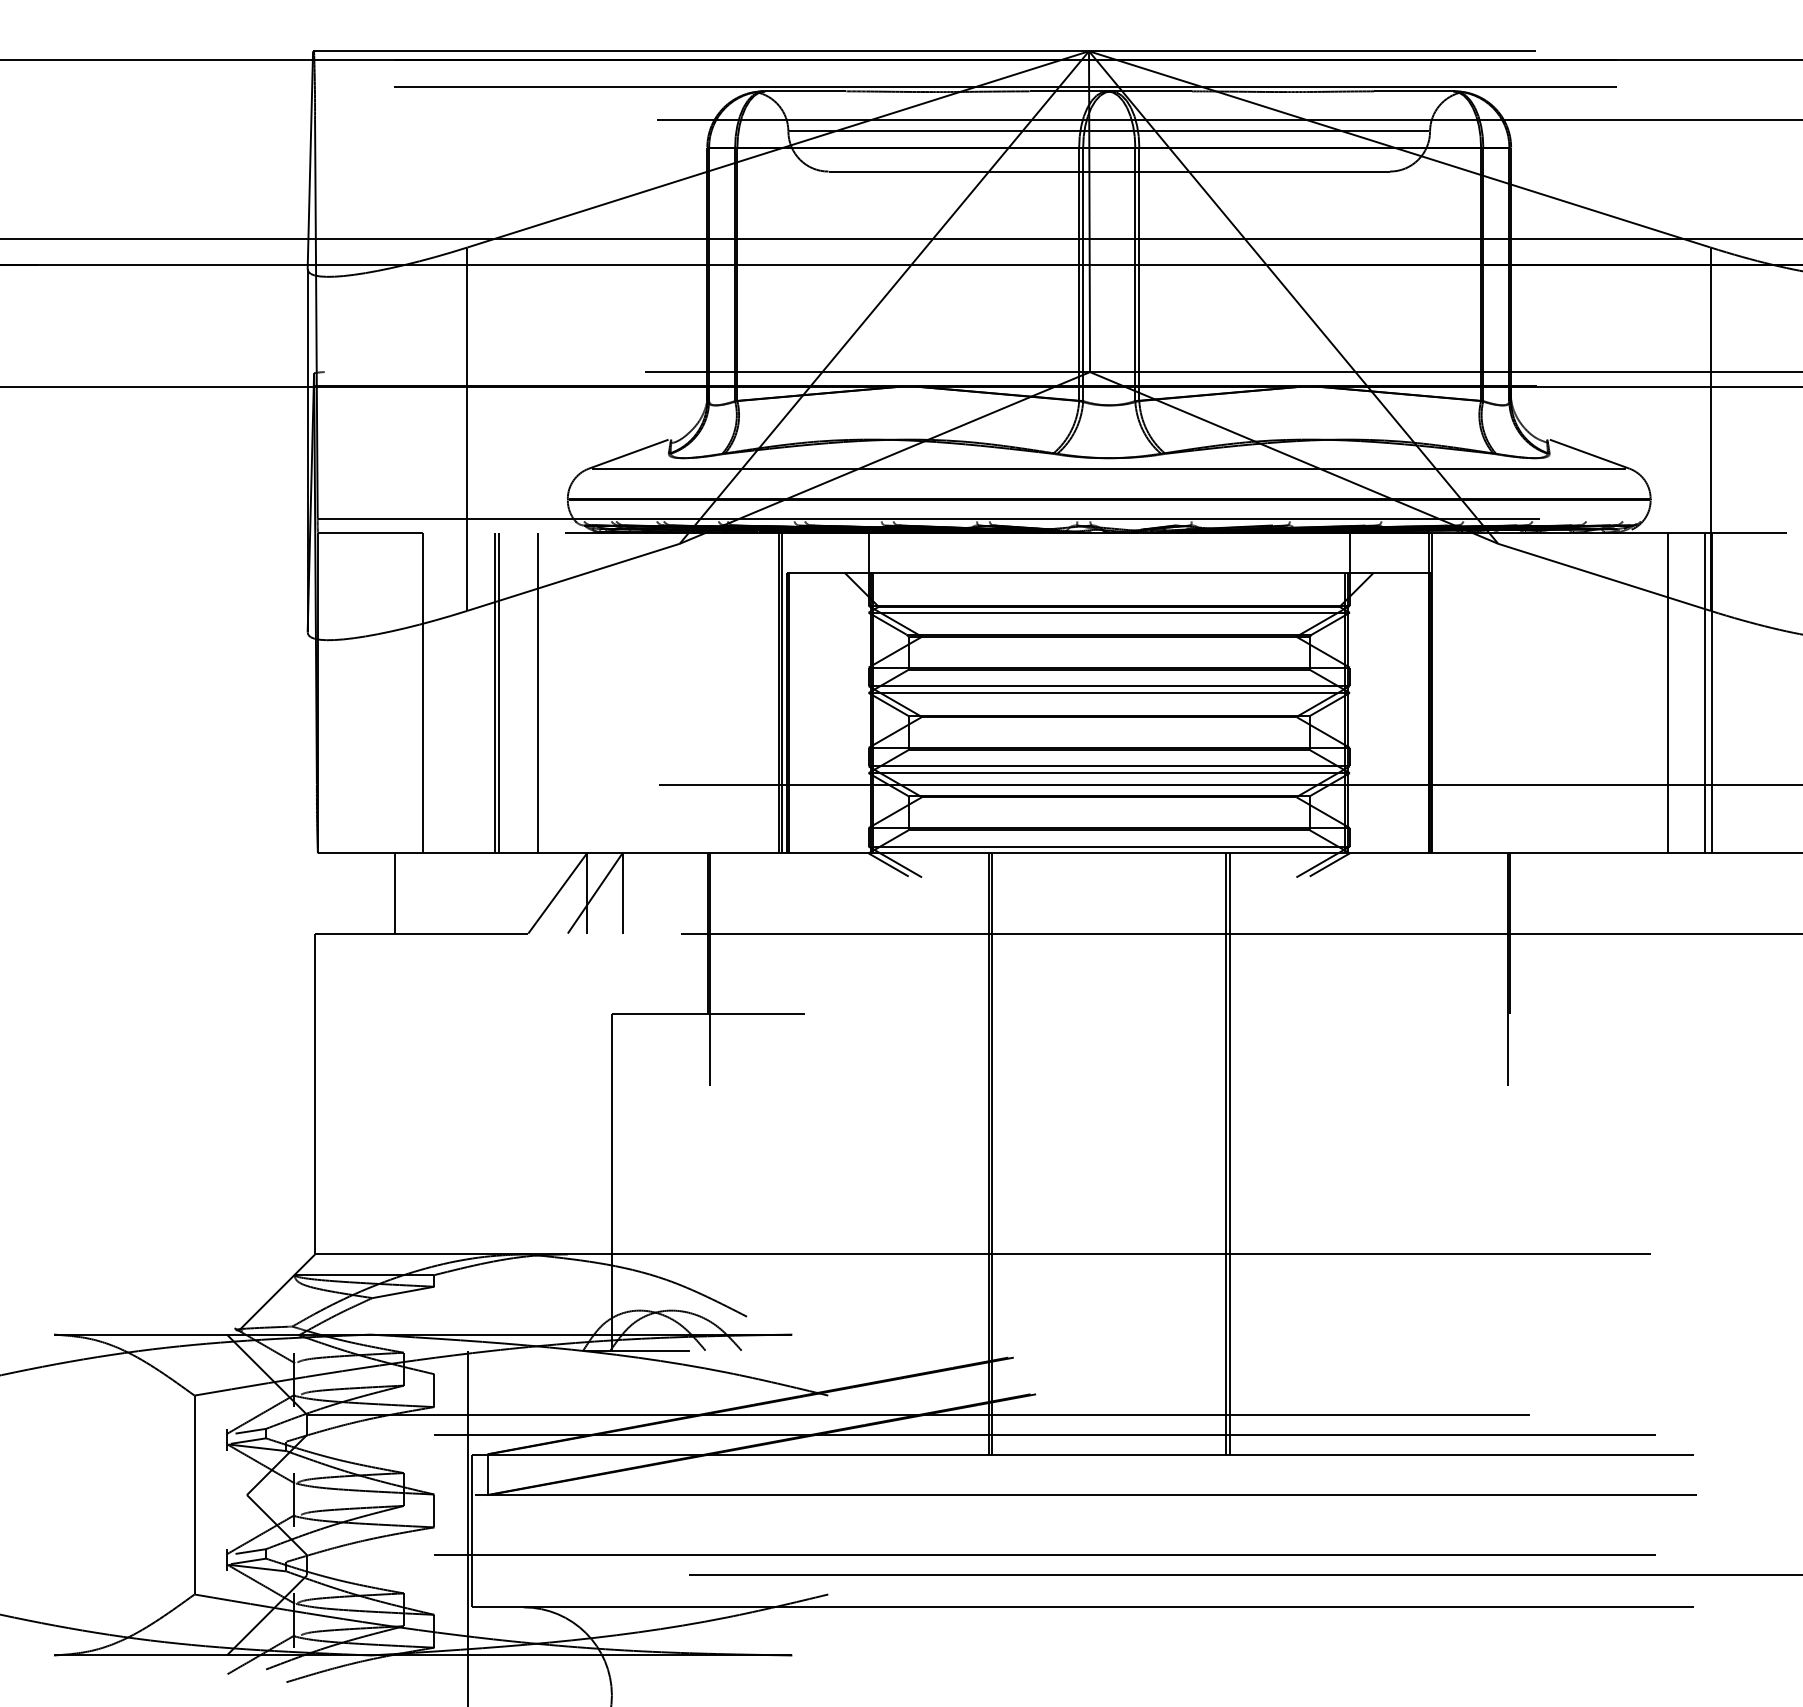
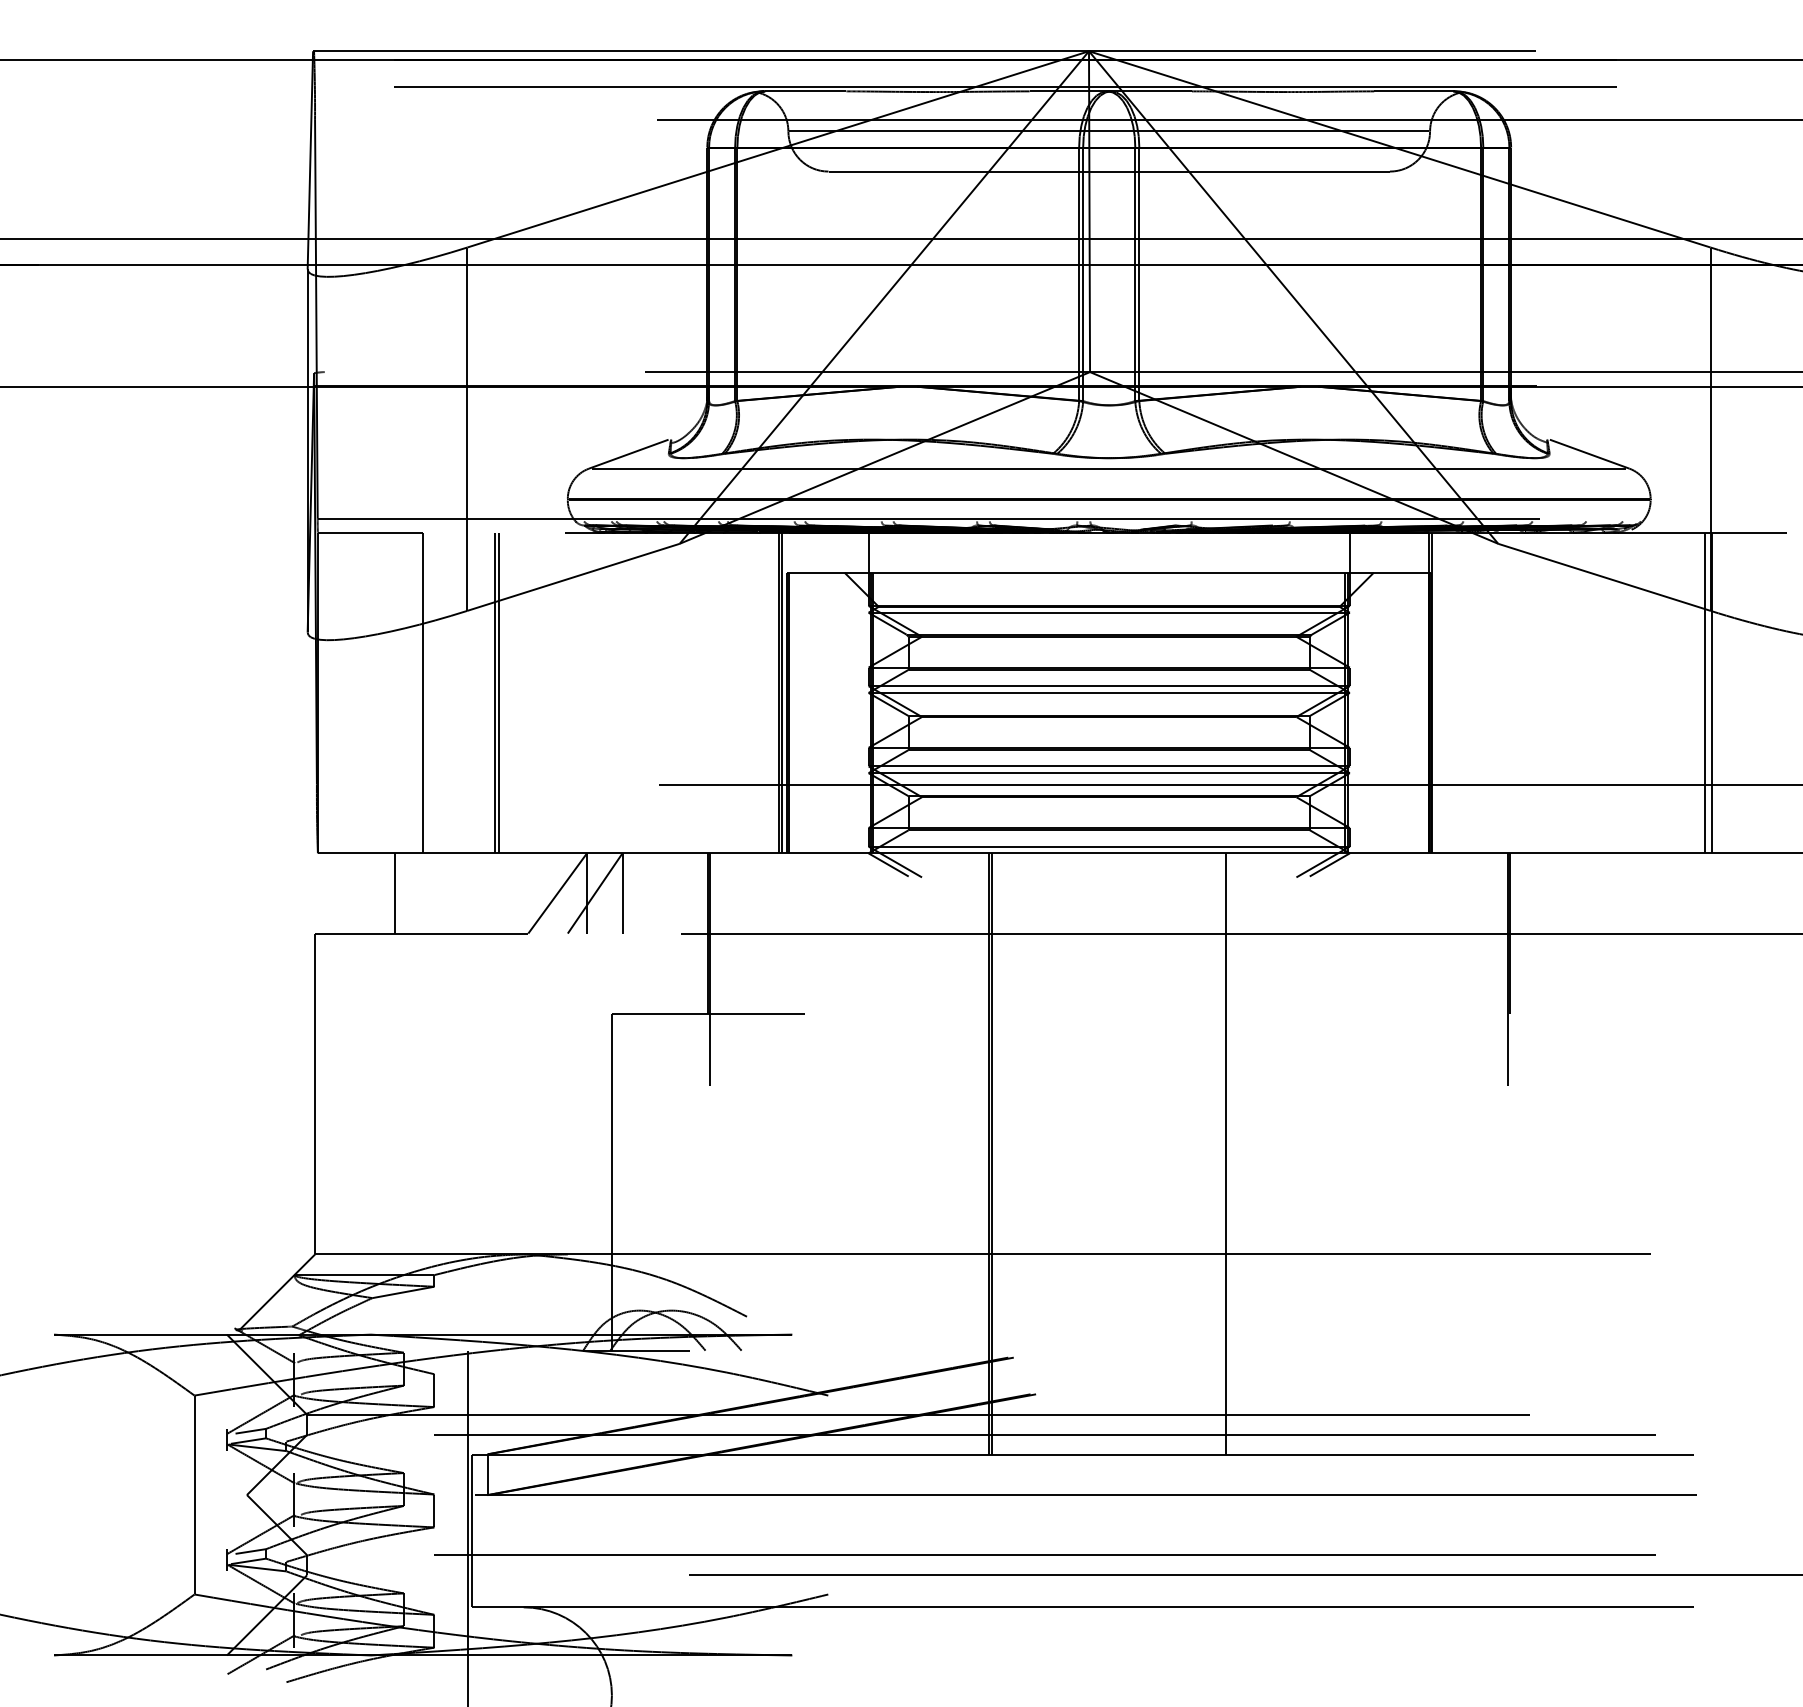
line: present -> none (537, 692)
line: present -> none (1668, 692)
line: present -> none (1229, 1153)
